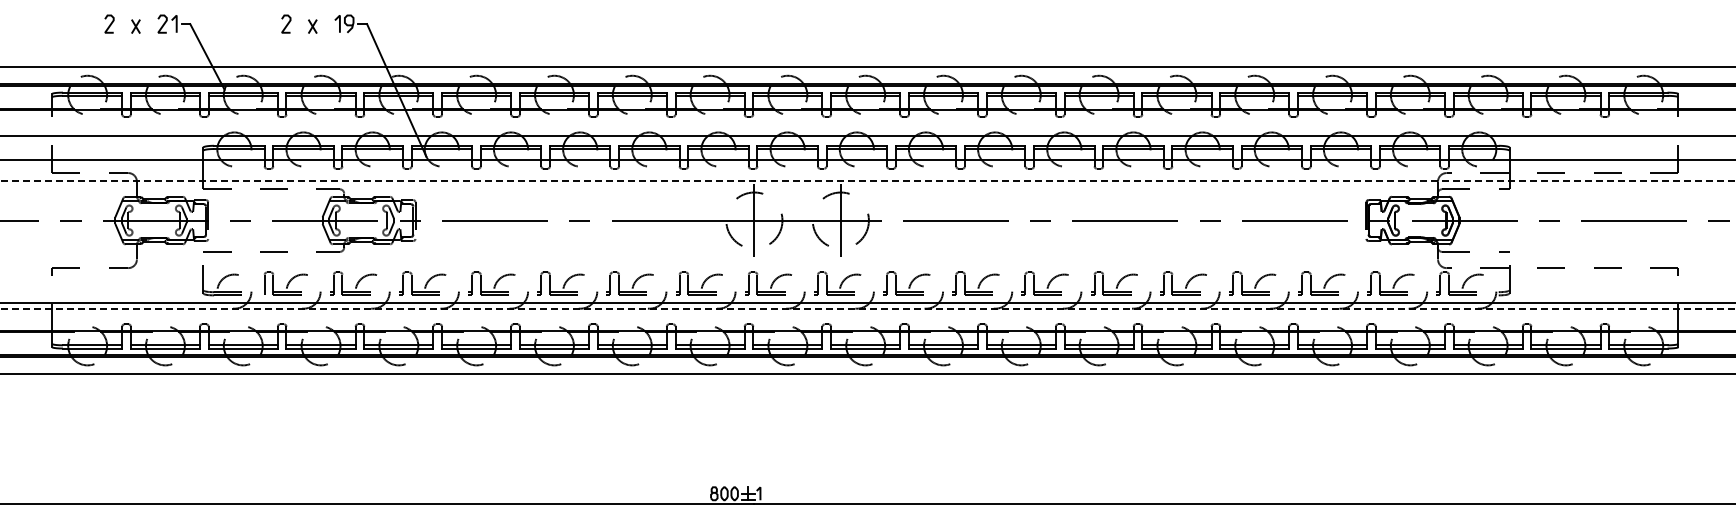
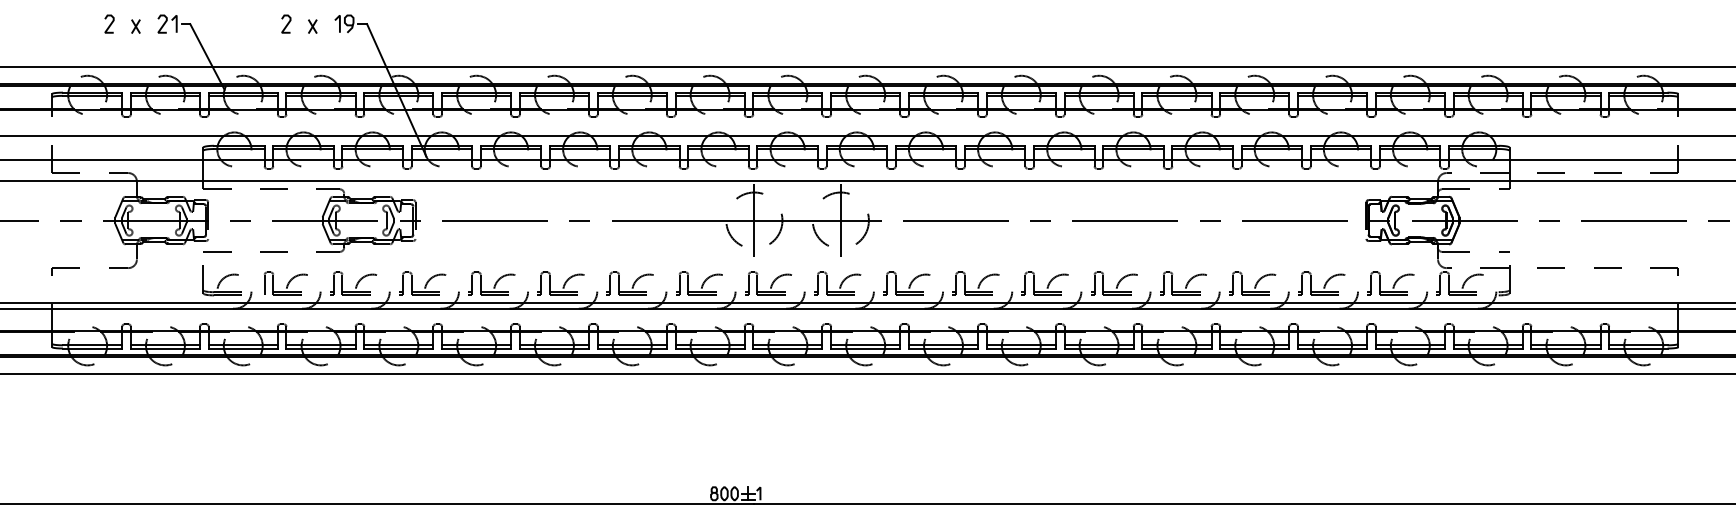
line: dashed -> solid (867, 181)
line: dashed -> solid (867, 308)
